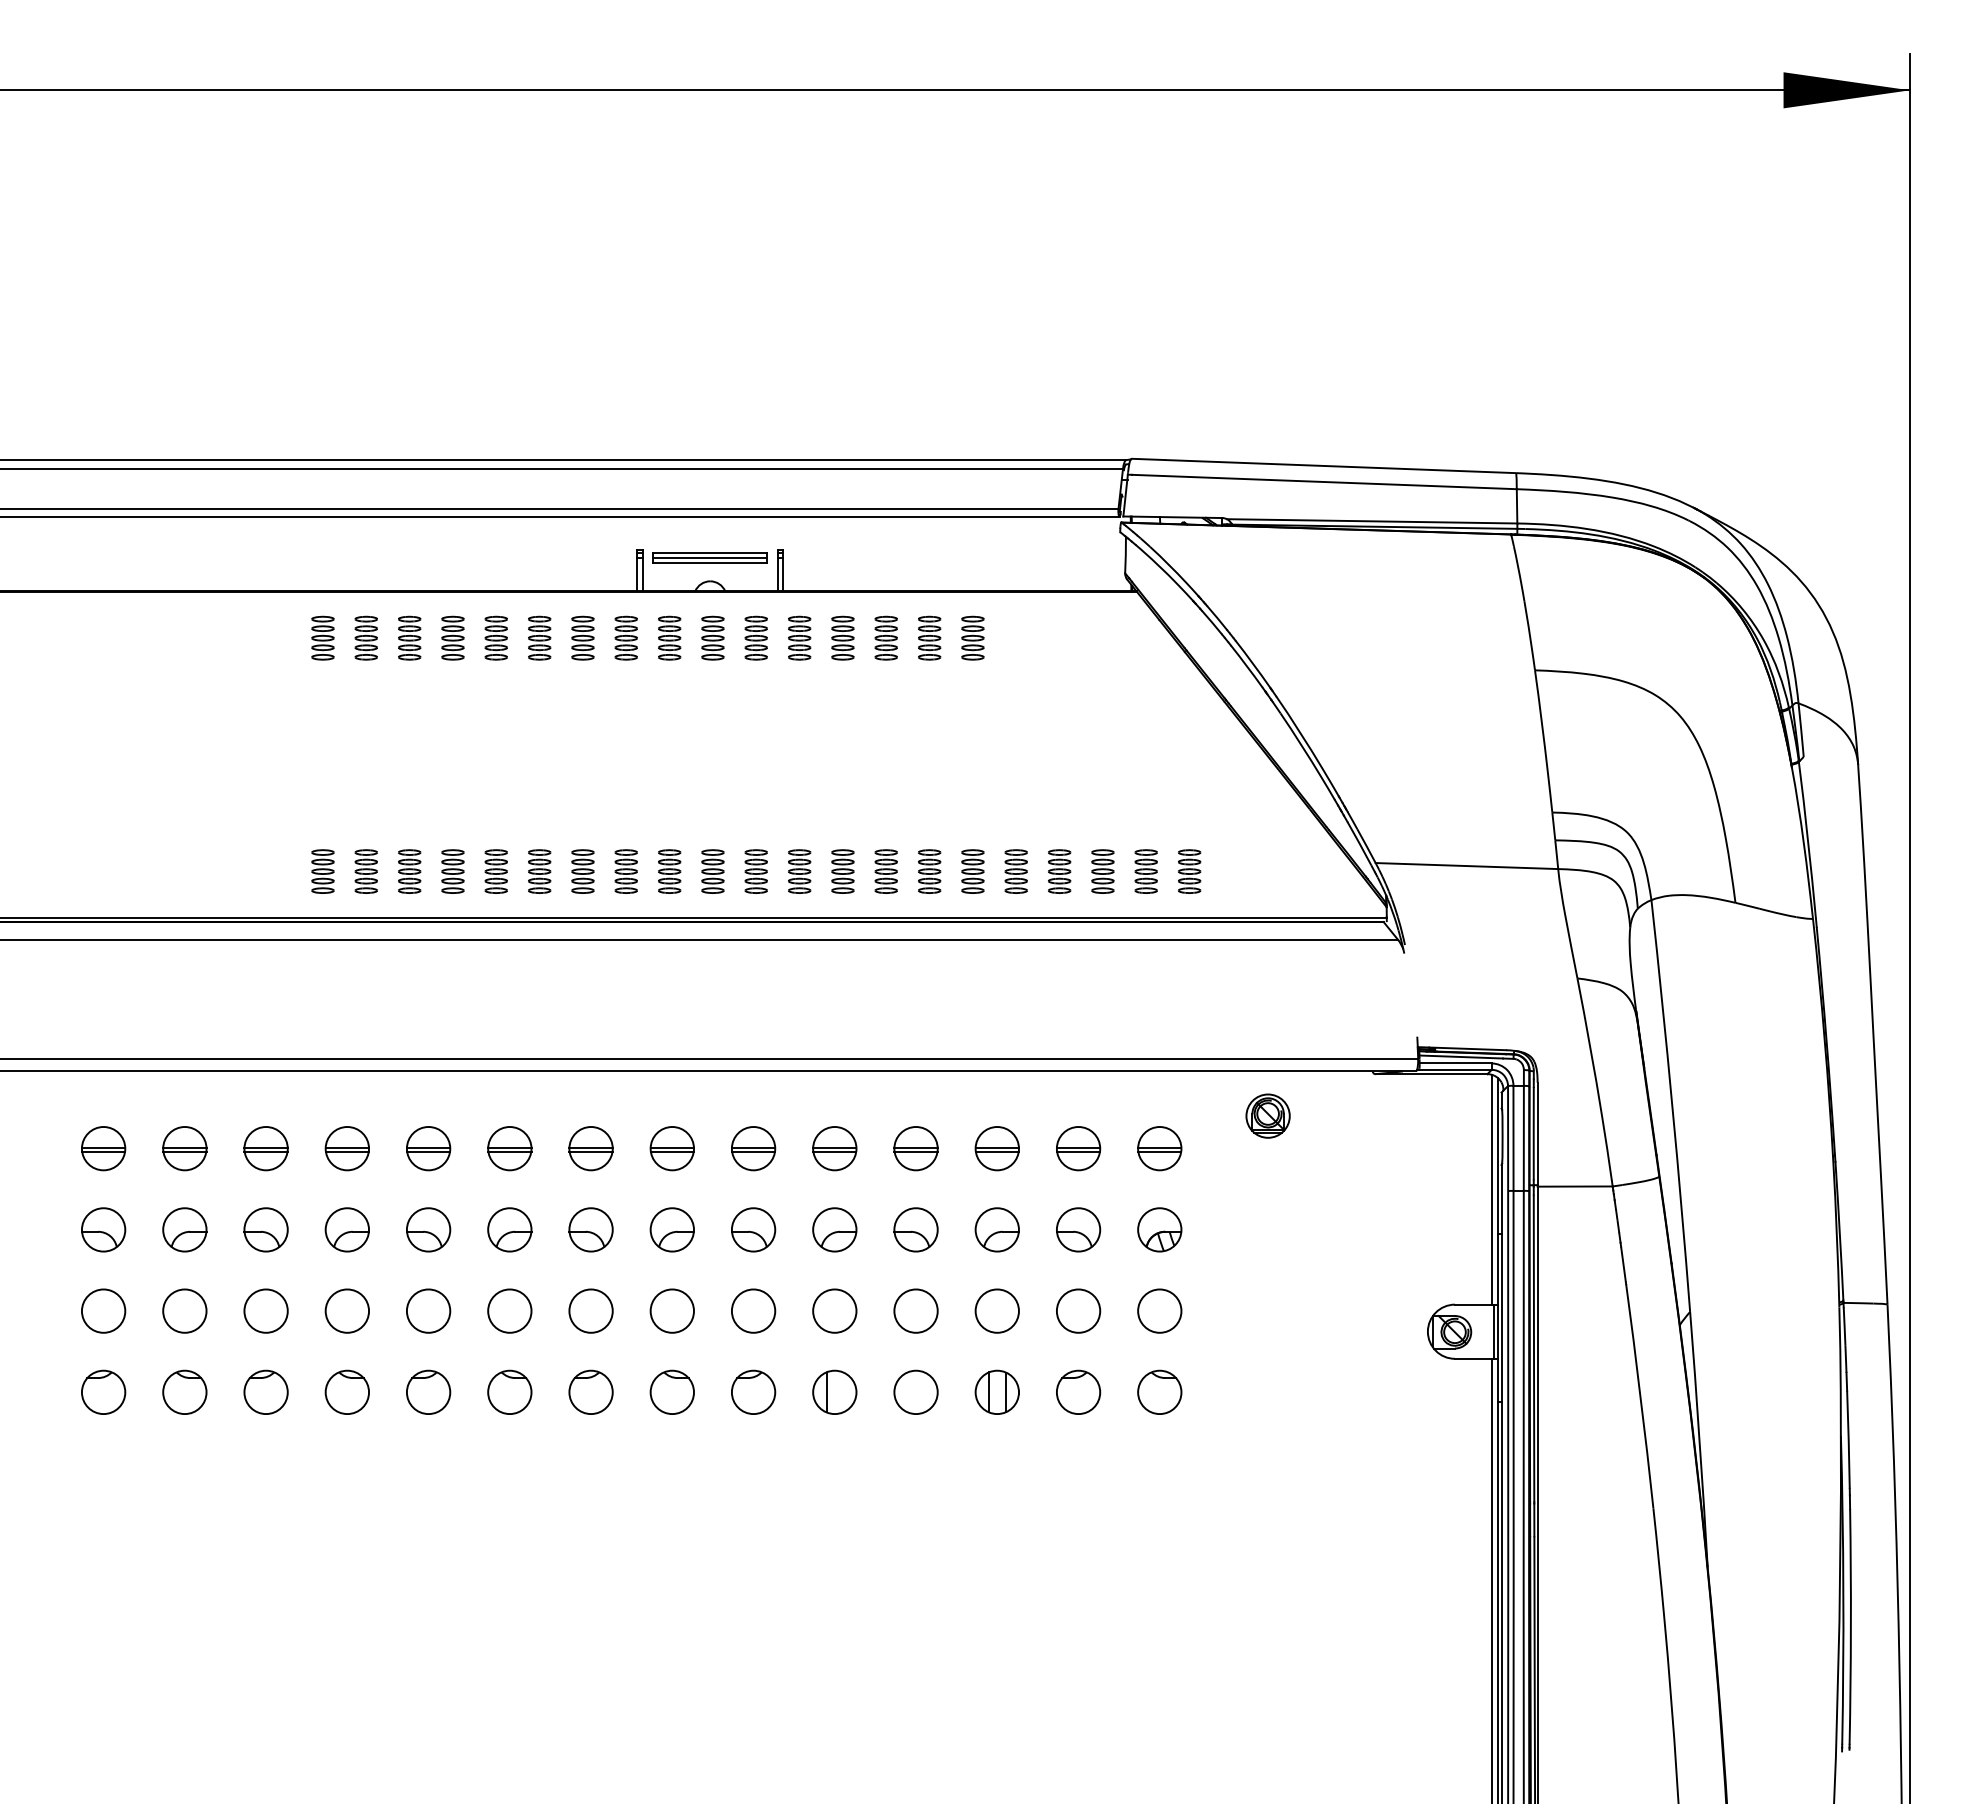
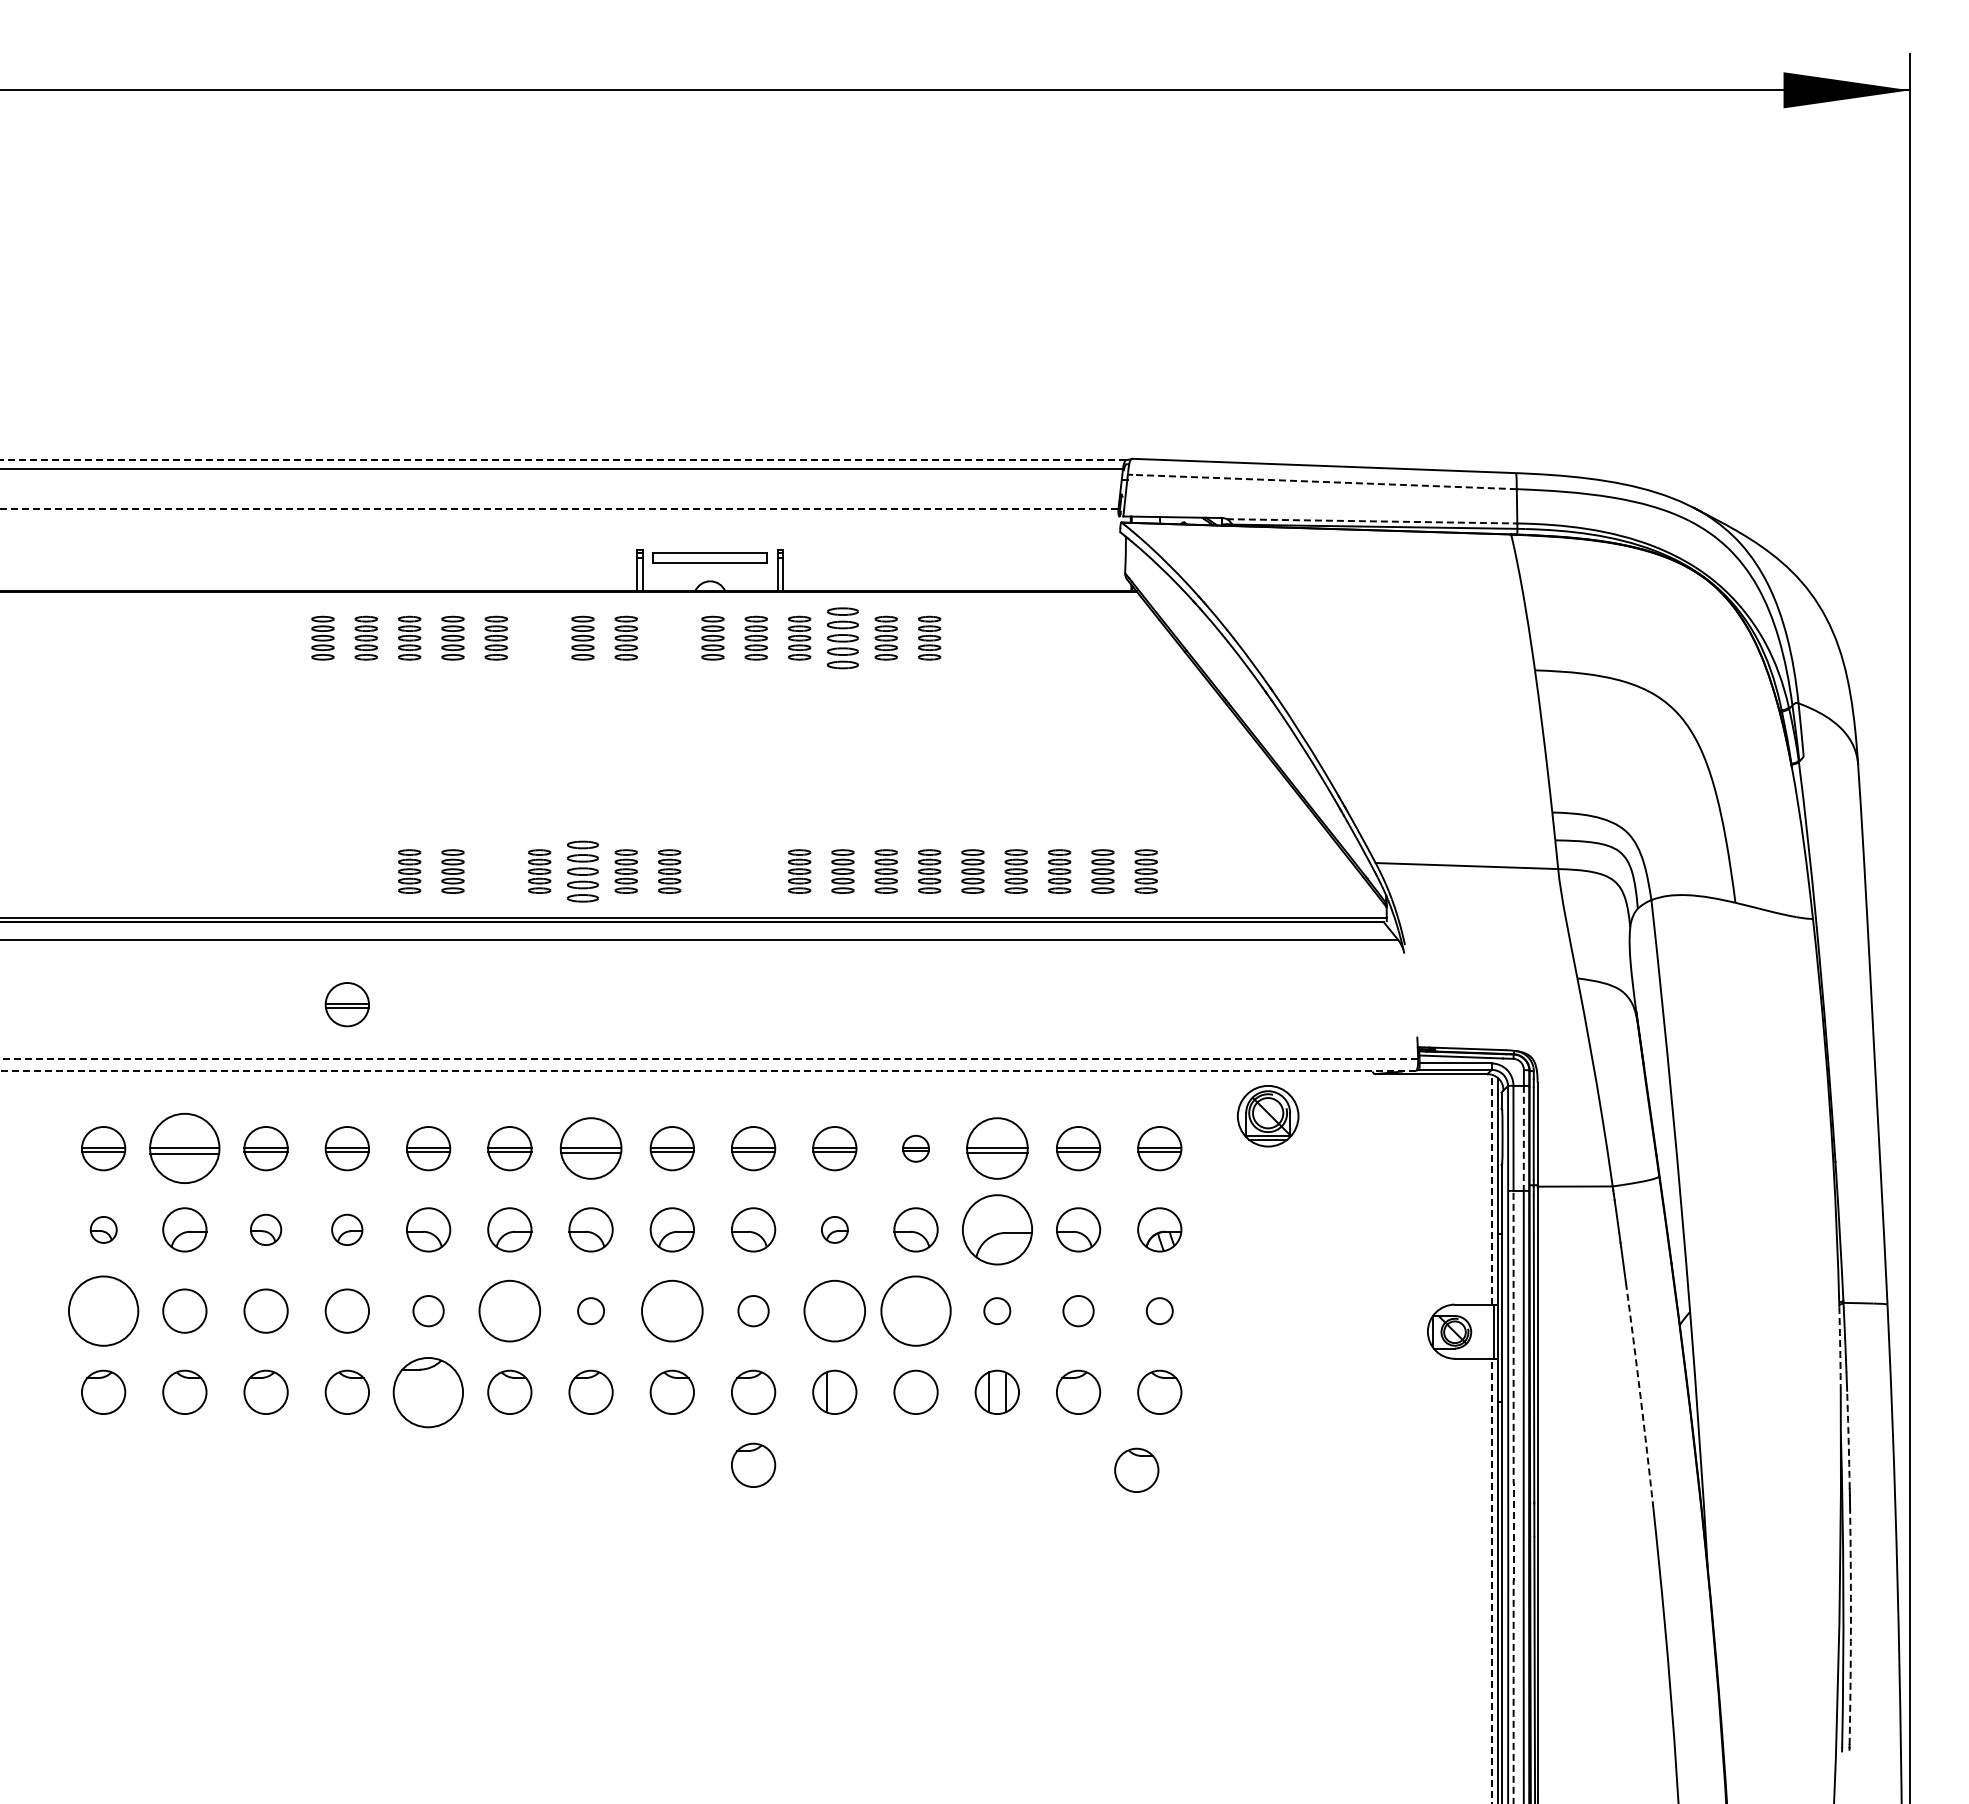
line: solid -> dashed (563, 460)
line: solid -> dashed (1323, 482)
line: solid -> dashed (559, 509)
line: present -> none (560, 516)
line: solid -> dashed (1372, 521)
line: present -> none (710, 558)
part: present -> none (539, 637)
part: present -> none (669, 637)
part size: 24x46 px -> 32x63 px (842, 638)
part: present -> none (972, 637)
part: present -> none (322, 871)
part: present -> none (365, 871)
part: present -> none (495, 871)
part size: 24x45 px -> 32x63 px (582, 871)
part: present -> none (712, 871)
part: present -> none (755, 871)
part: present -> none (1189, 871)
part: none -> present (346, 1004)
line: solid -> dashed (709, 1058)
line: solid -> dashed (708, 1071)
part size: 46x46 px -> 63x63 px (1268, 1116)
line: solid -> dashed (1523, 1138)
part size: 46x46 px -> 72x72 px (184, 1147)
part size: 46x46 px -> 64x63 px (590, 1148)
part size: 46x46 px -> 28x29 px (915, 1148)
part size: 46x46 px -> 63x63 px (997, 1148)
line: solid -> dashed (1491, 1189)
part size: 46x46 px -> 29x28 px (103, 1229)
part size: 46x46 px -> 33x33 px (266, 1229)
part size: 46x46 px -> 33x33 px (347, 1229)
part size: 46x46 px -> 28x28 px (834, 1229)
part size: 46x46 px -> 71x72 px (997, 1229)
circle diameter: 43 px -> 69 px (103, 1310)
circle diameter: 43 px -> 30 px (428, 1310)
circle diameter: 43 px -> 61 px (509, 1310)
circle diameter: 43 px -> 26 px (591, 1311)
circle diameter: 43 px -> 61 px (672, 1310)
circle diameter: 43 px -> 30 px (753, 1310)
circle diameter: 43 px -> 61 px (834, 1310)
circle diameter: 43 px -> 69 px (915, 1310)
circle diameter: 43 px -> 26 px (997, 1311)
circle diameter: 43 px -> 30 px (1078, 1310)
circle diameter: 43 px -> 26 px (1159, 1311)
arc: solid -> dashed (1840, 1349)
part size: 46x46 px -> 72x72 px (427, 1392)
arc: solid -> dashed (1640, 1396)
arc: solid -> dashed (1848, 1439)
part: none -> present (753, 1464)
part: none -> present (1136, 1469)
arc: solid -> dashed (1513, 1497)
line: solid -> dashed (1491, 1580)
arc: solid -> dashed (1850, 1626)
